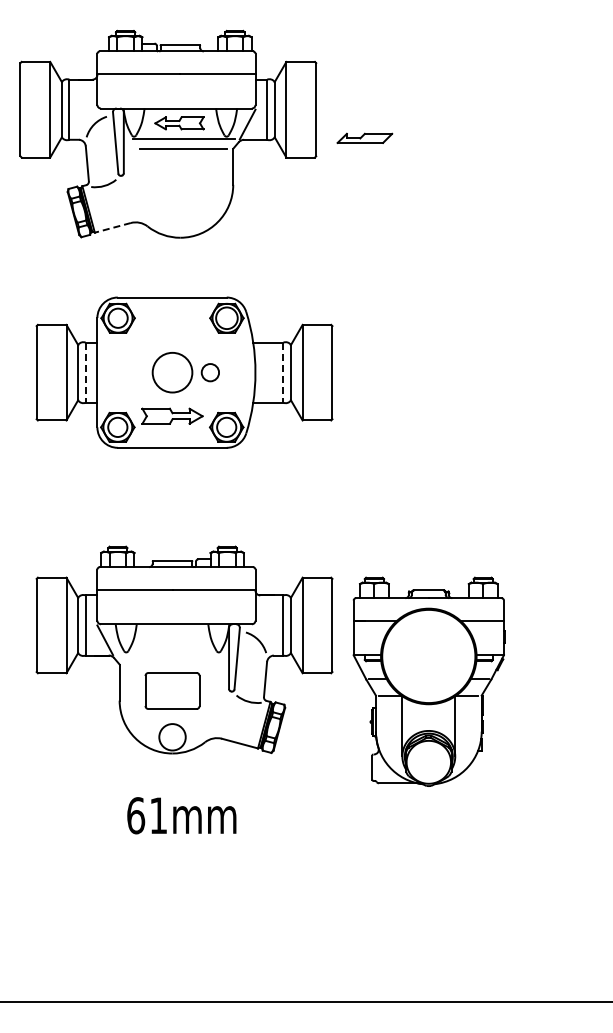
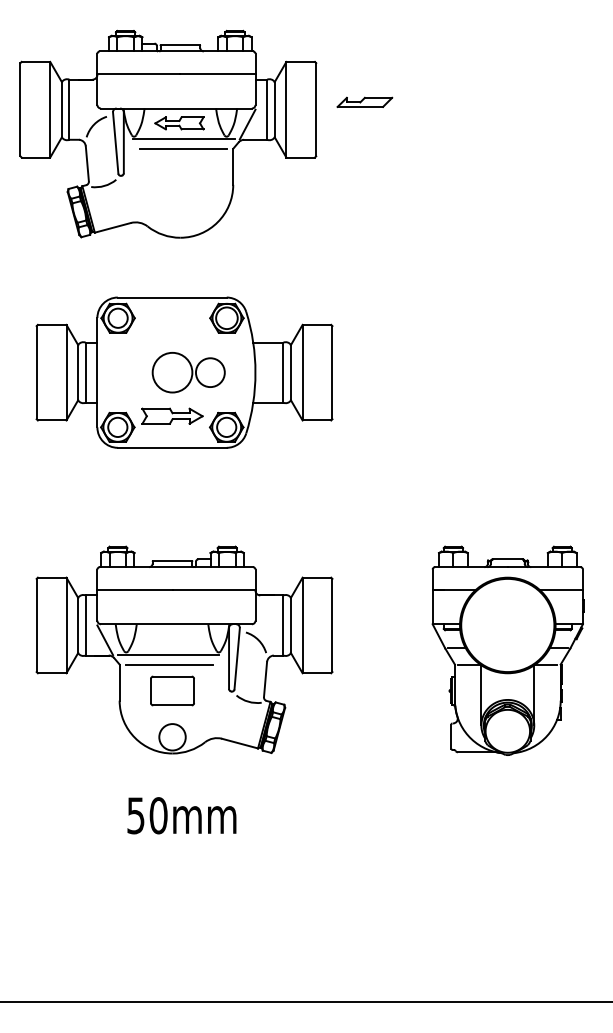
part position: (364, 137) -> (364, 101) (364, 101)
line: dashed -> solid (112, 227)
circle diameter: 17 px -> 29 px (209, 372)
line: dashed -> solid (85, 373)
line: dashed -> solid (283, 373)
line: none -> present (168, 654)
line: none -> present (169, 664)
part position: (428, 681) -> (507, 650) (507, 650)
part size: 57x38 px -> 45x32 px (172, 690)
text: 61mm -> 50mm (147, 815)
